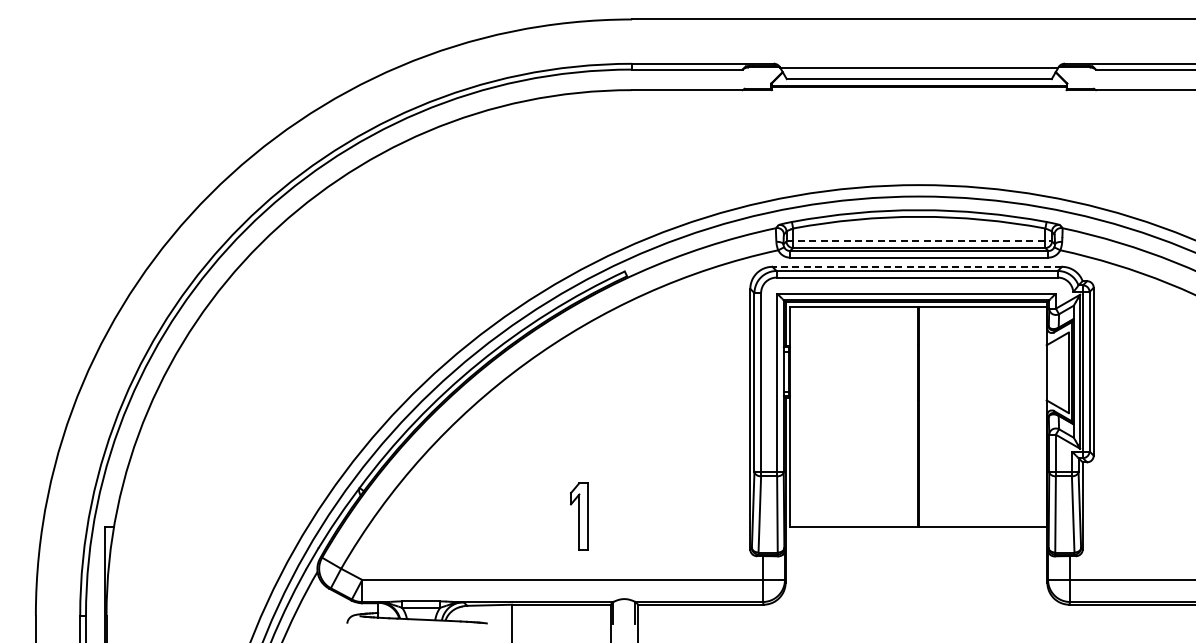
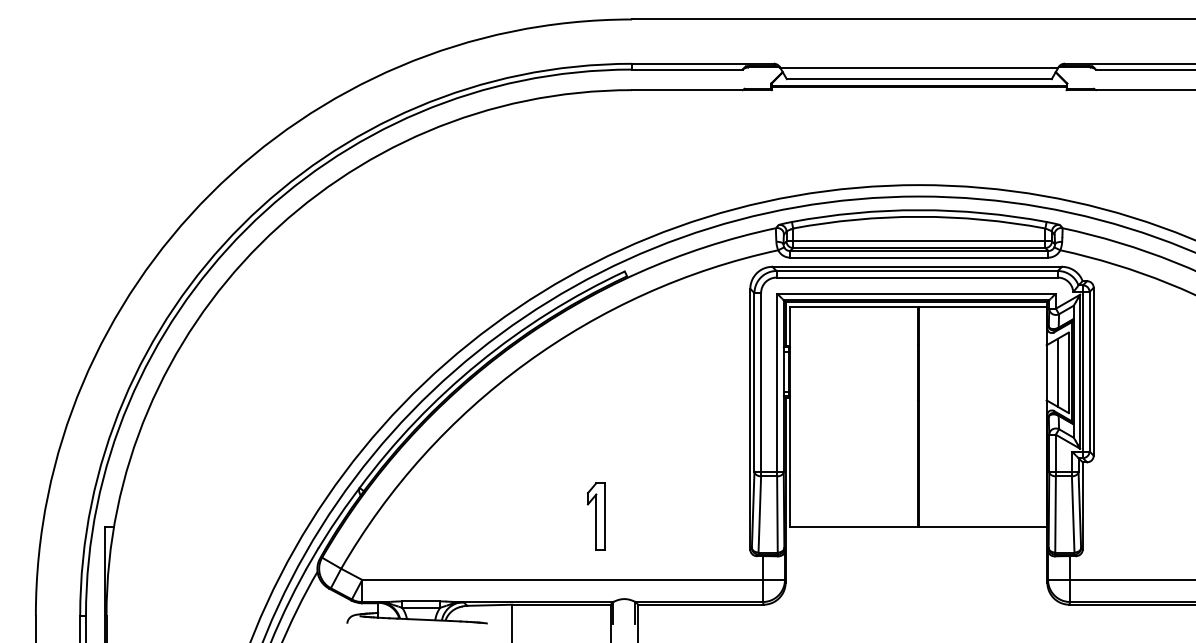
line: dashed -> solid (919, 241)
line: dashed -> solid (917, 266)
line: none -> present (1057, 372)
part position: (578, 516) -> (595, 516) (595, 516)
